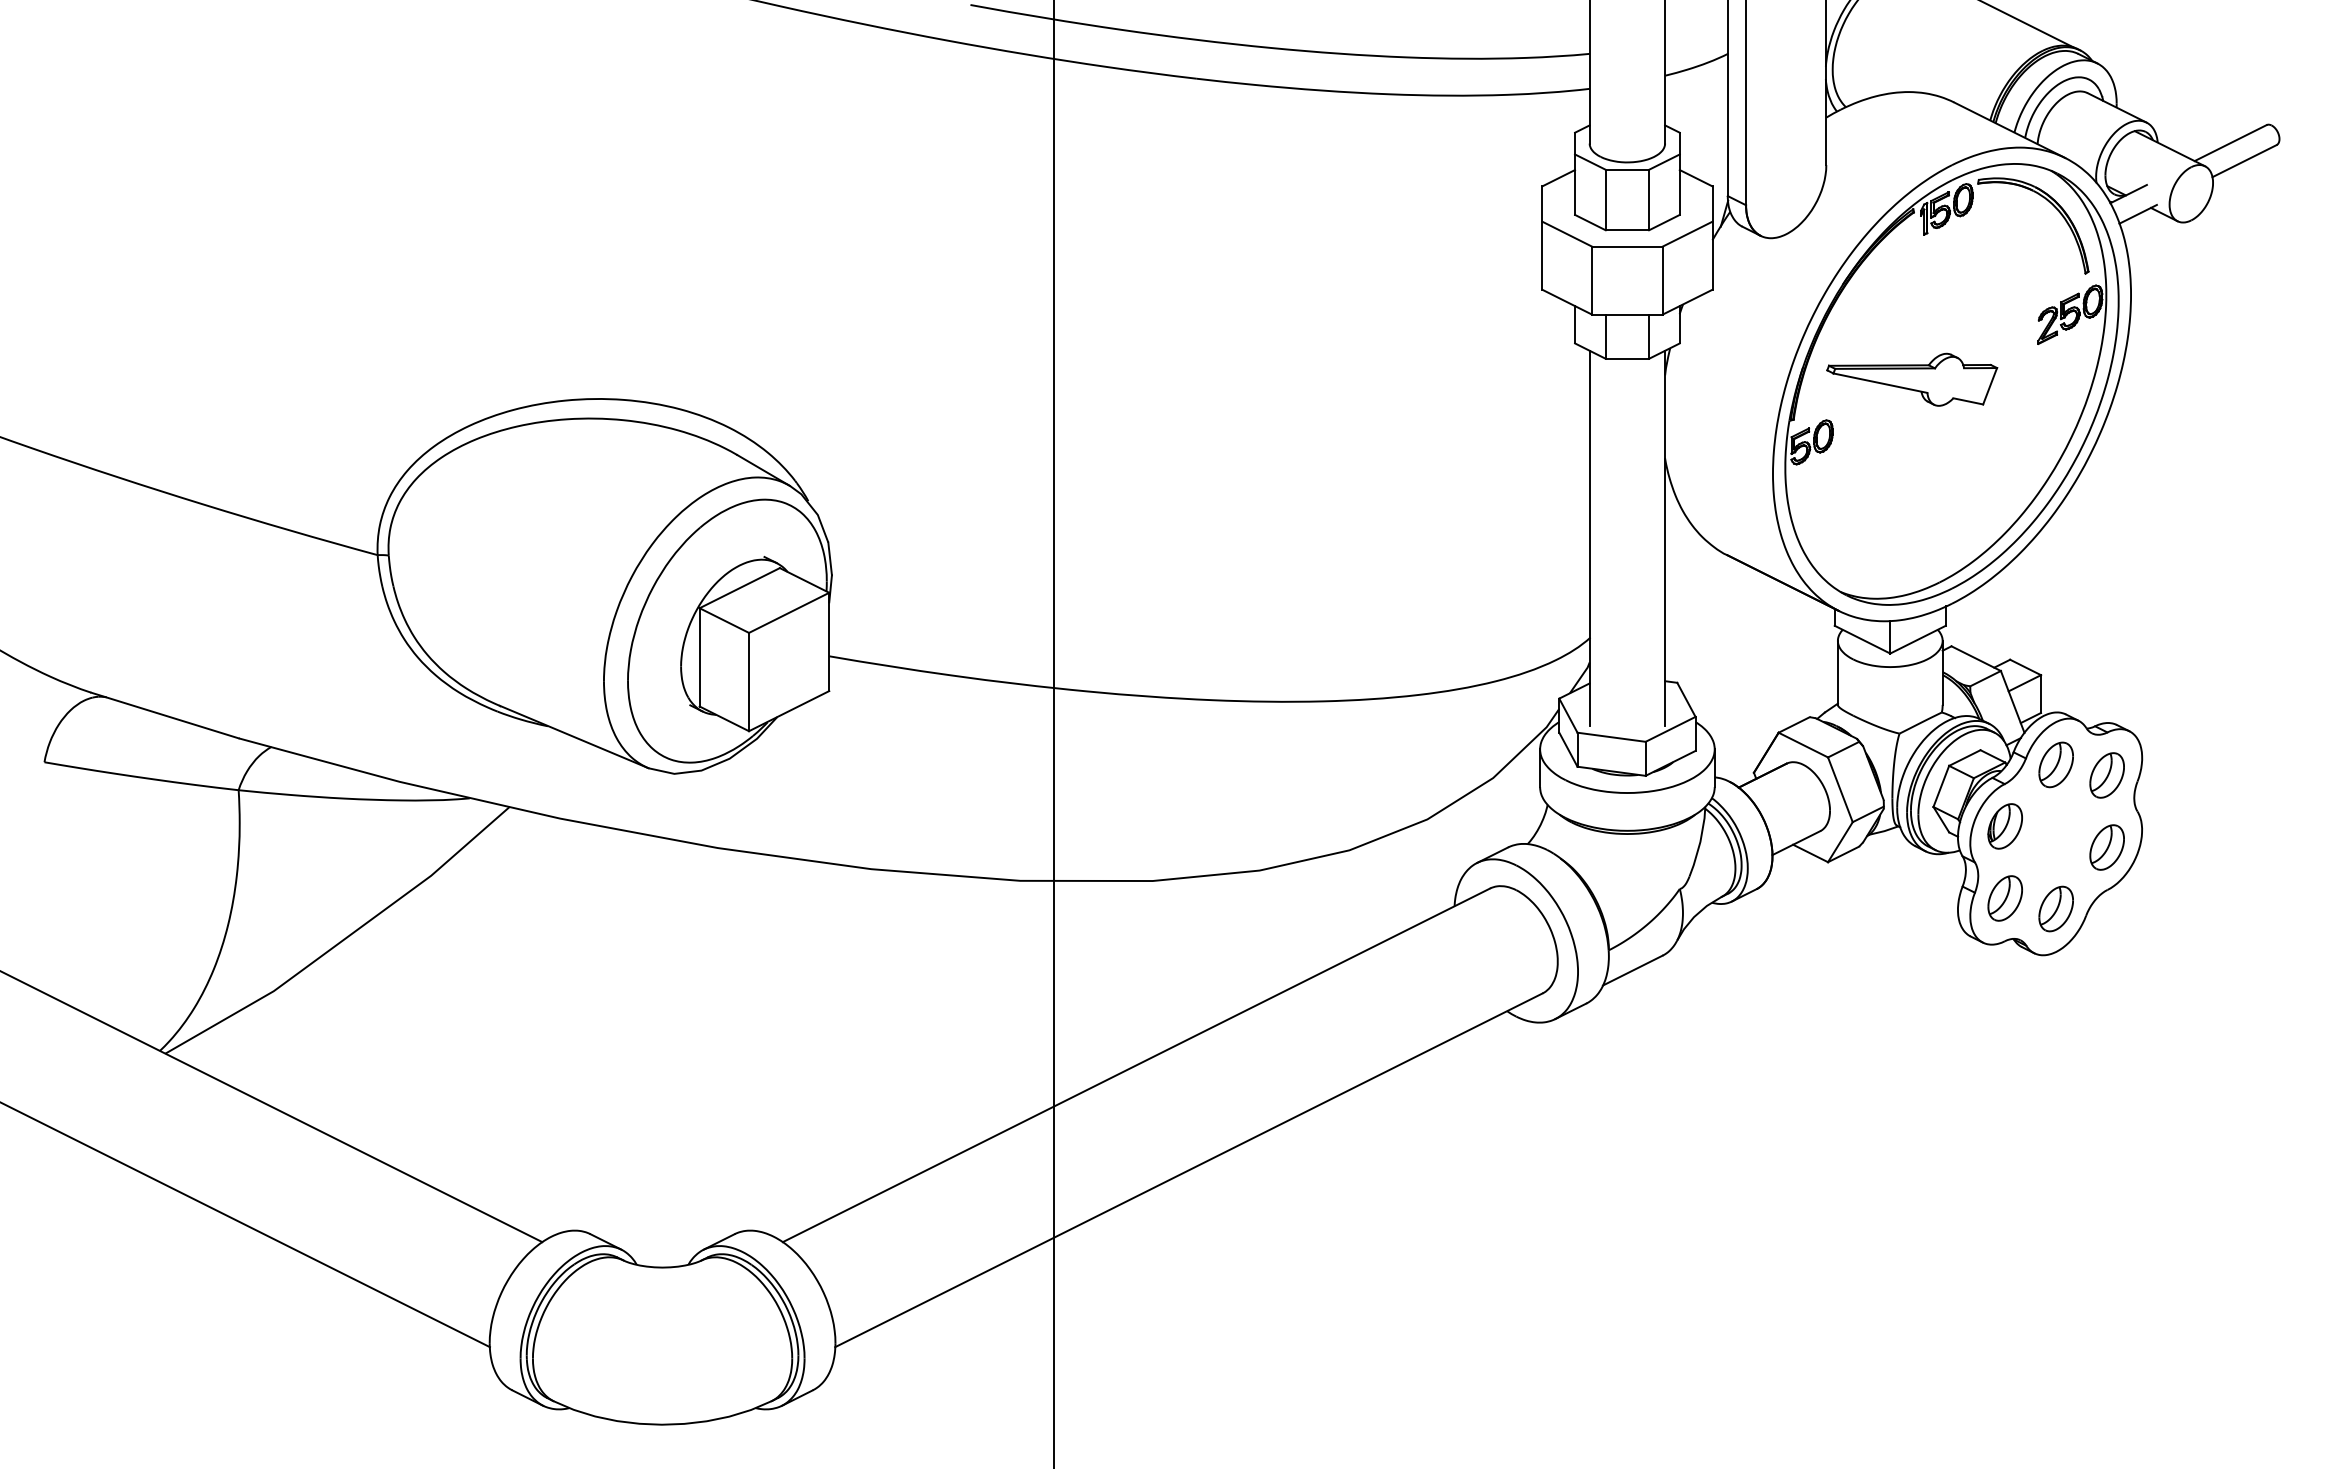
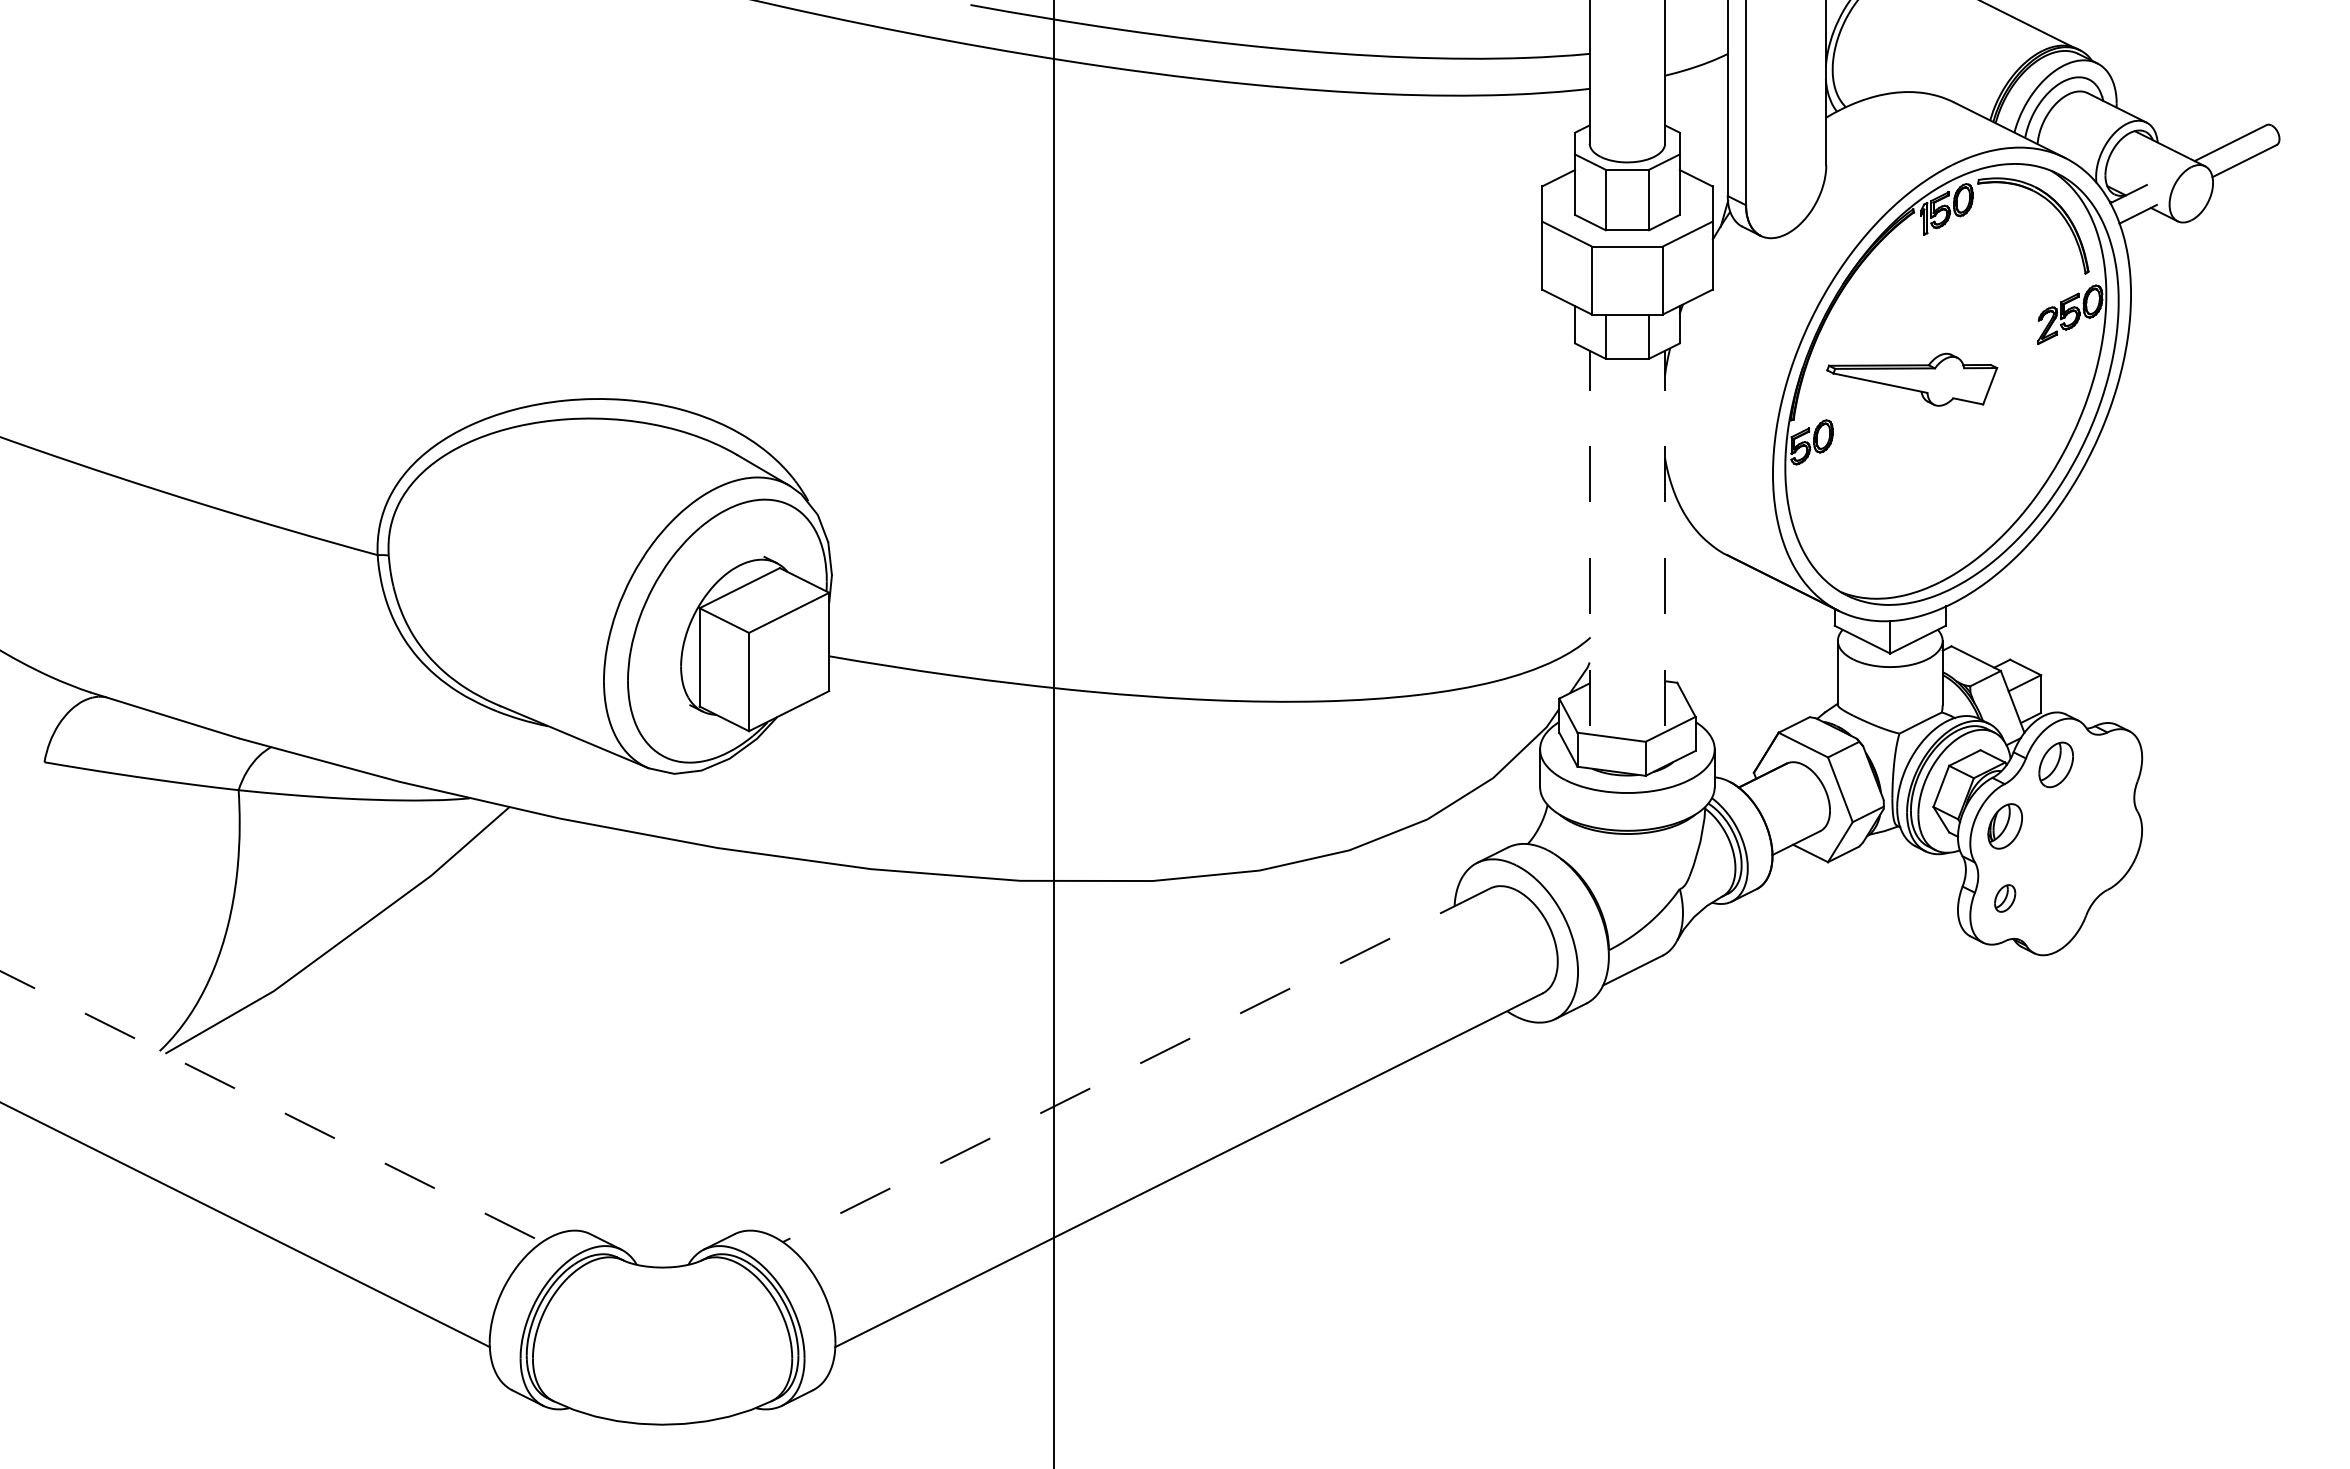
line: solid -> dashed (1589, 537)
line: solid -> dashed (1665, 537)
part: present -> none (2106, 775)
part: present -> none (2106, 847)
part size: 36x47 px -> 23x29 px (2005, 898)
part: present -> none (2055, 908)
line: solid -> dashed (1135, 1065)
line: solid -> dashed (271, 1106)
